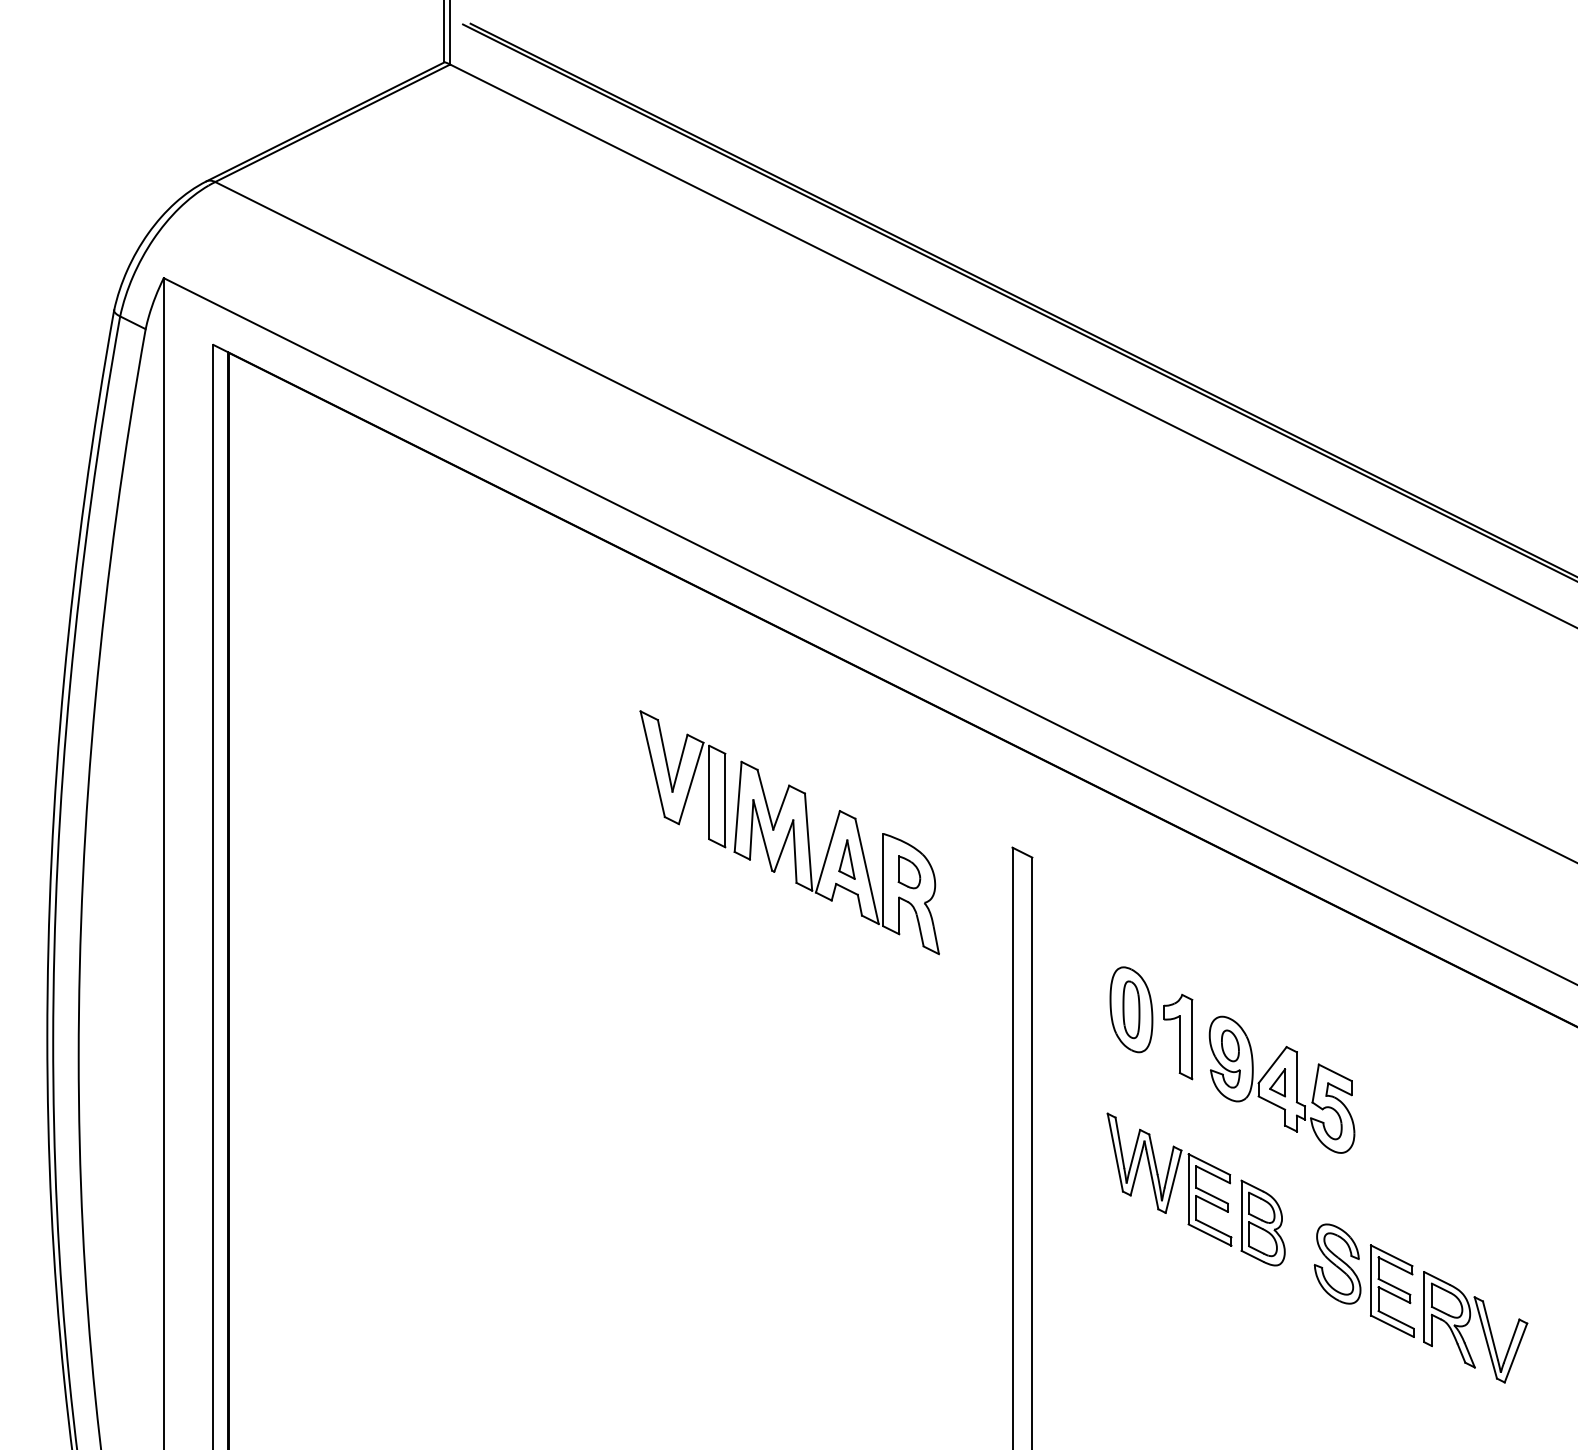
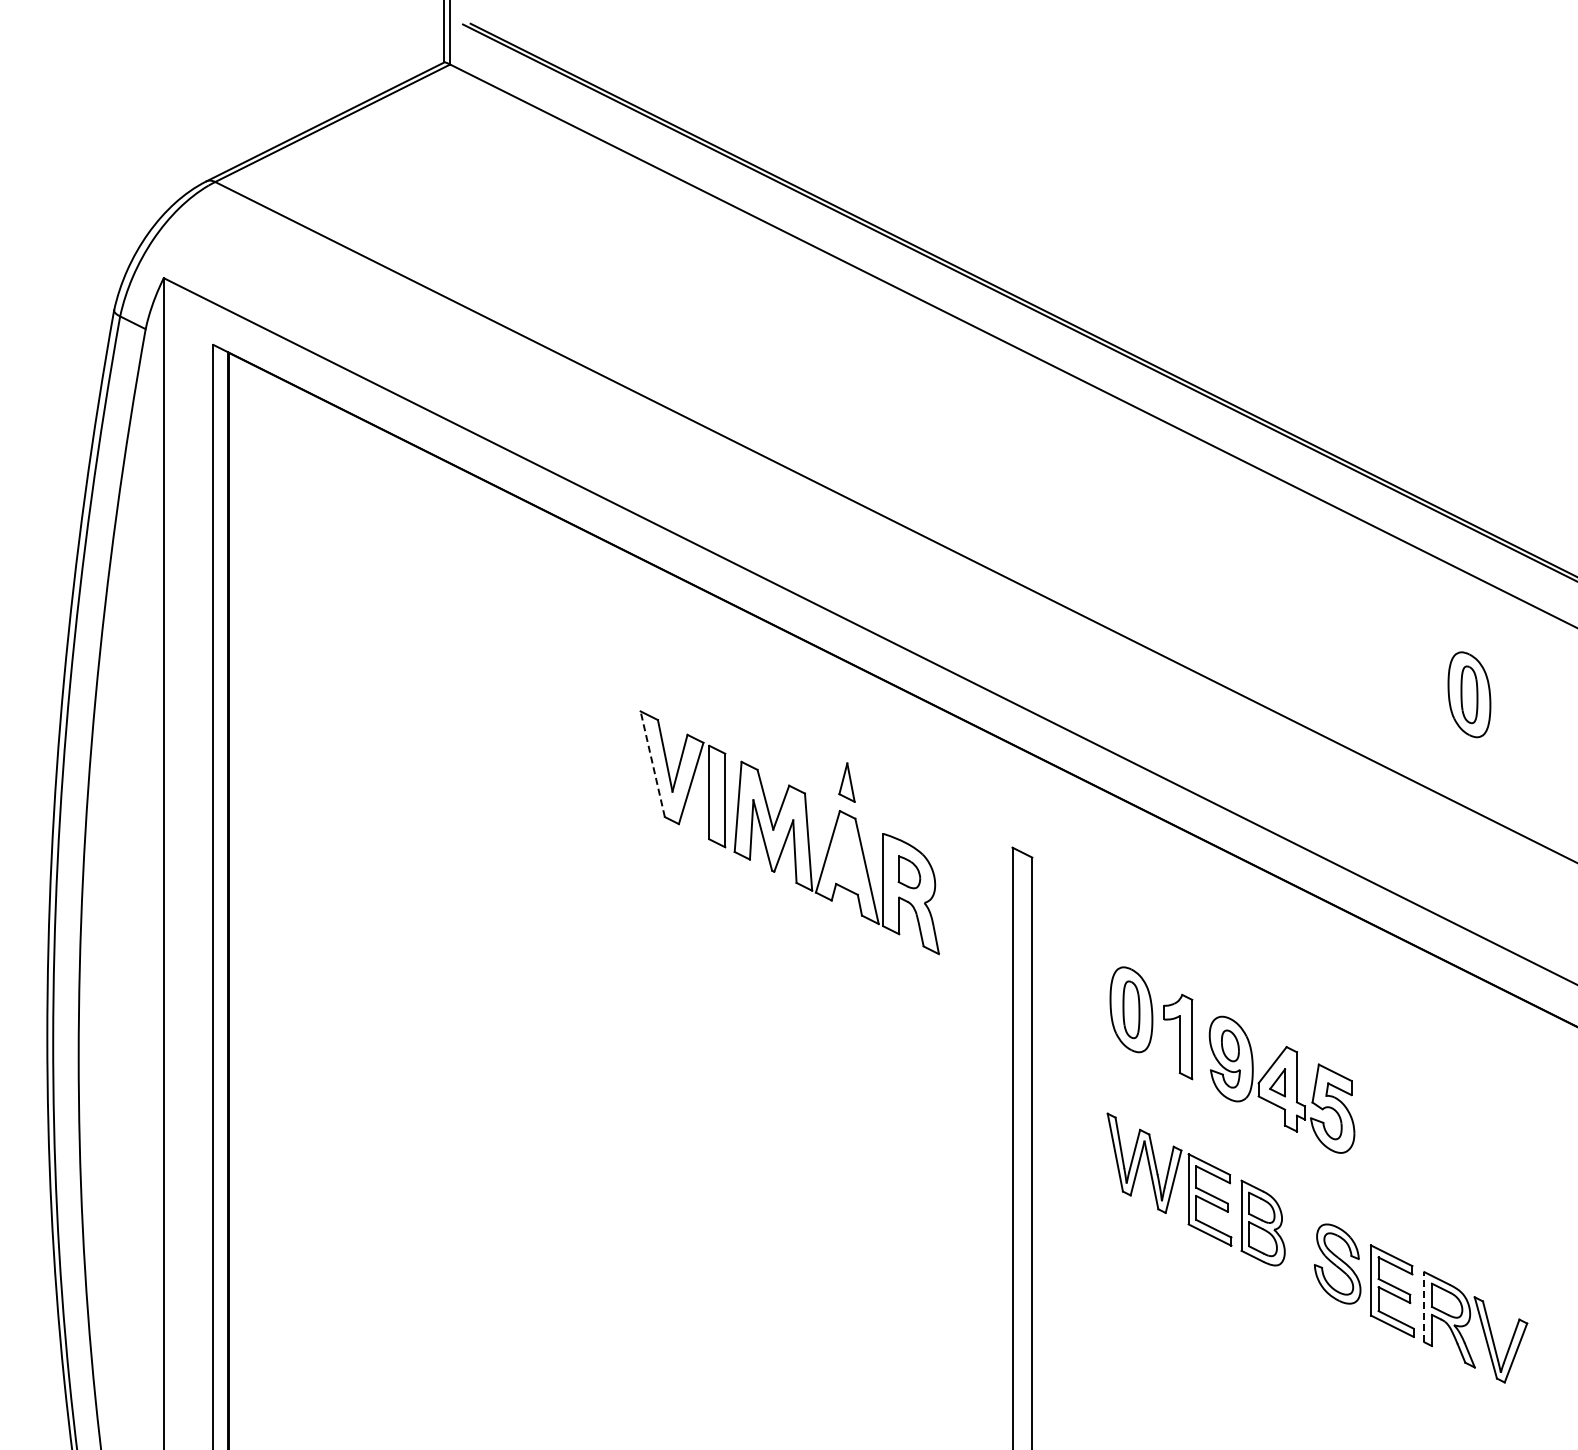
part: none -> present (1469, 694)
line: solid -> dashed (652, 763)
part position: (846, 859) -> (846, 782) (846, 782)
line: solid -> dashed (1424, 1306)
